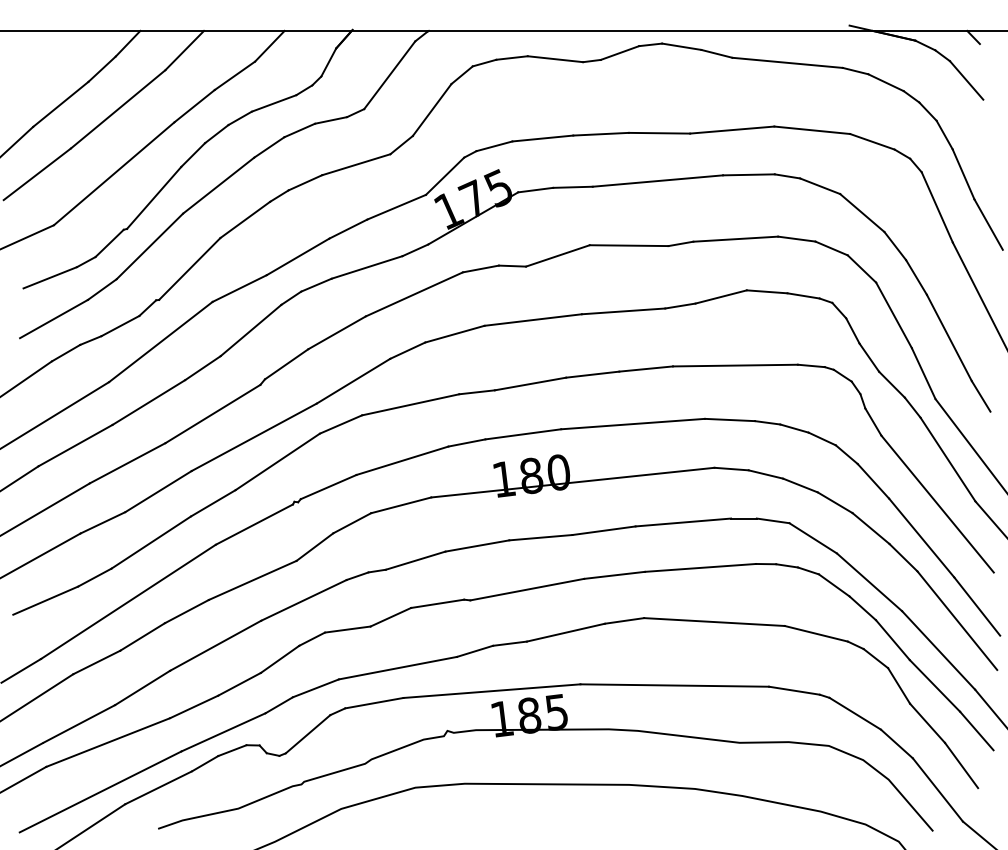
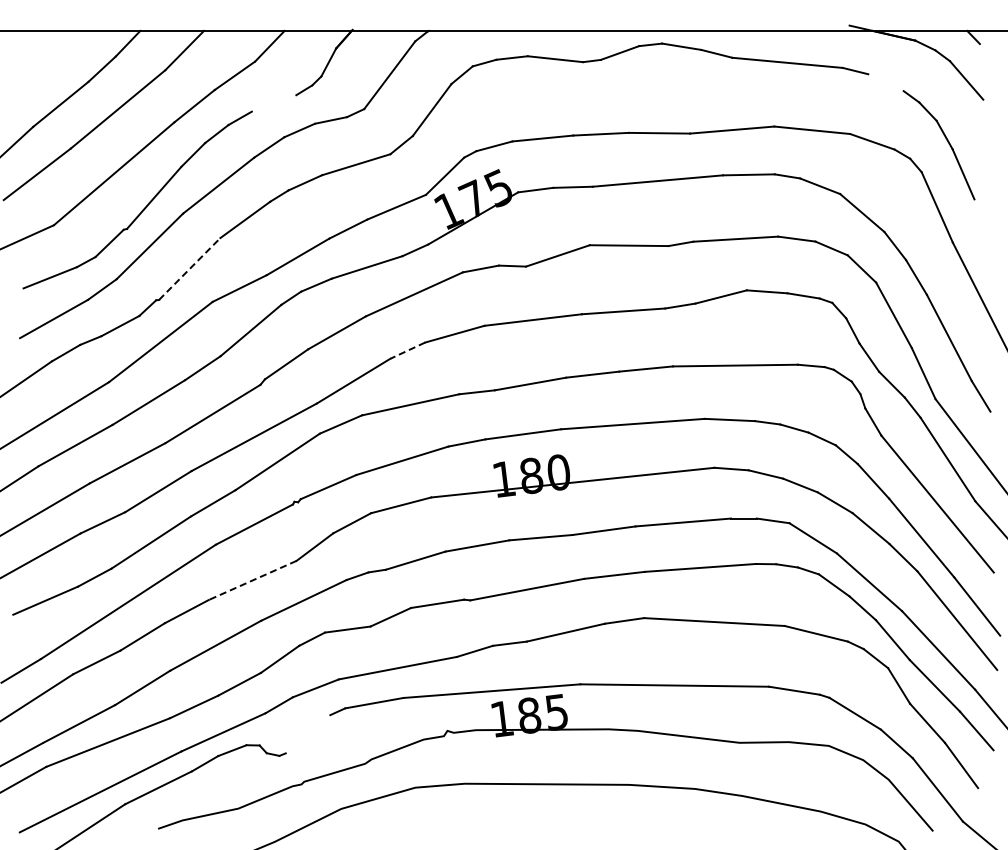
line: present -> none (885, 82)
line: present -> none (273, 103)
line: present -> none (988, 224)
line: solid -> dashed (189, 269)
line: solid -> dashed (407, 350)
line: solid -> dashed (252, 580)
line: present -> none (307, 734)
